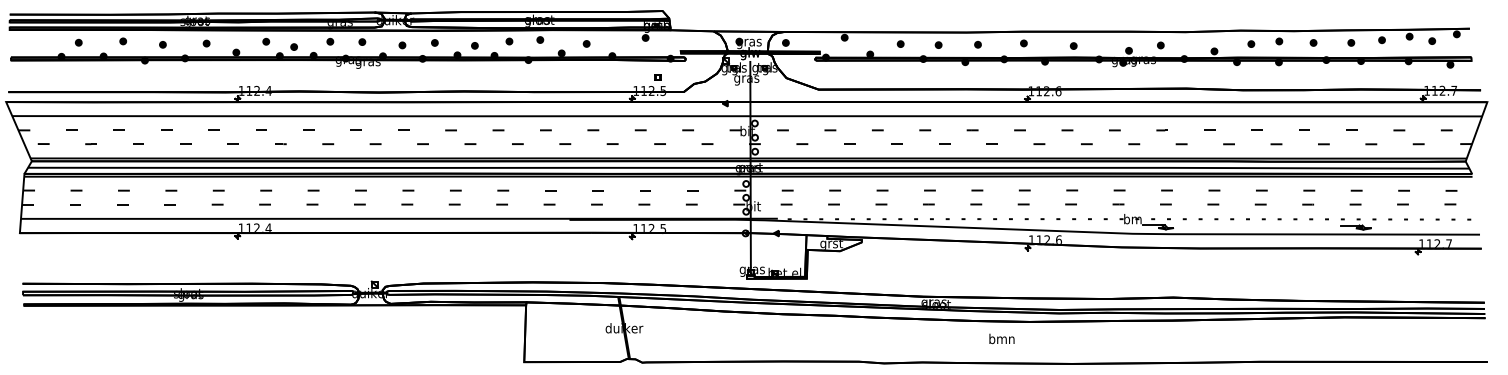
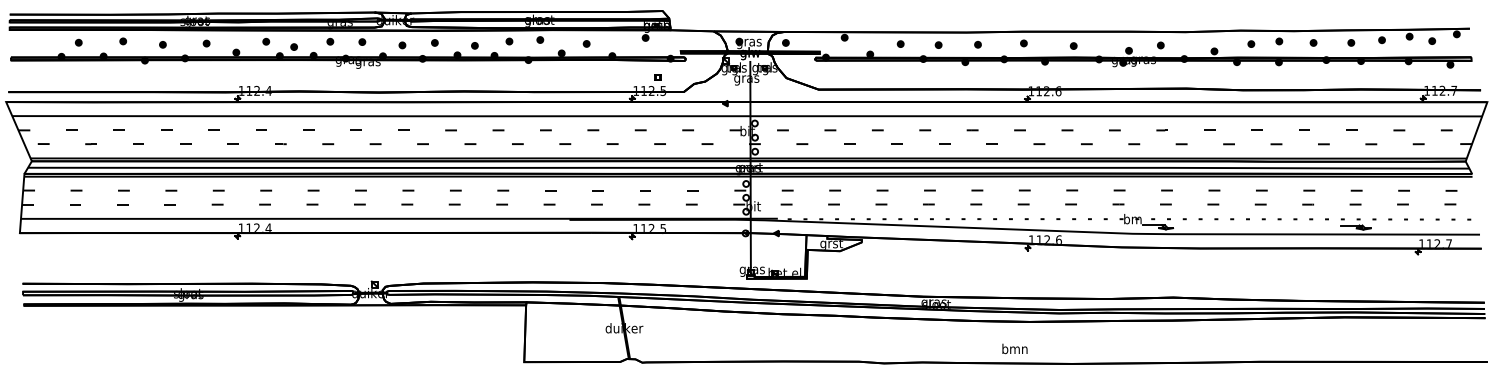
text position: (1001, 338) -> (1014, 348) (1014, 348)
